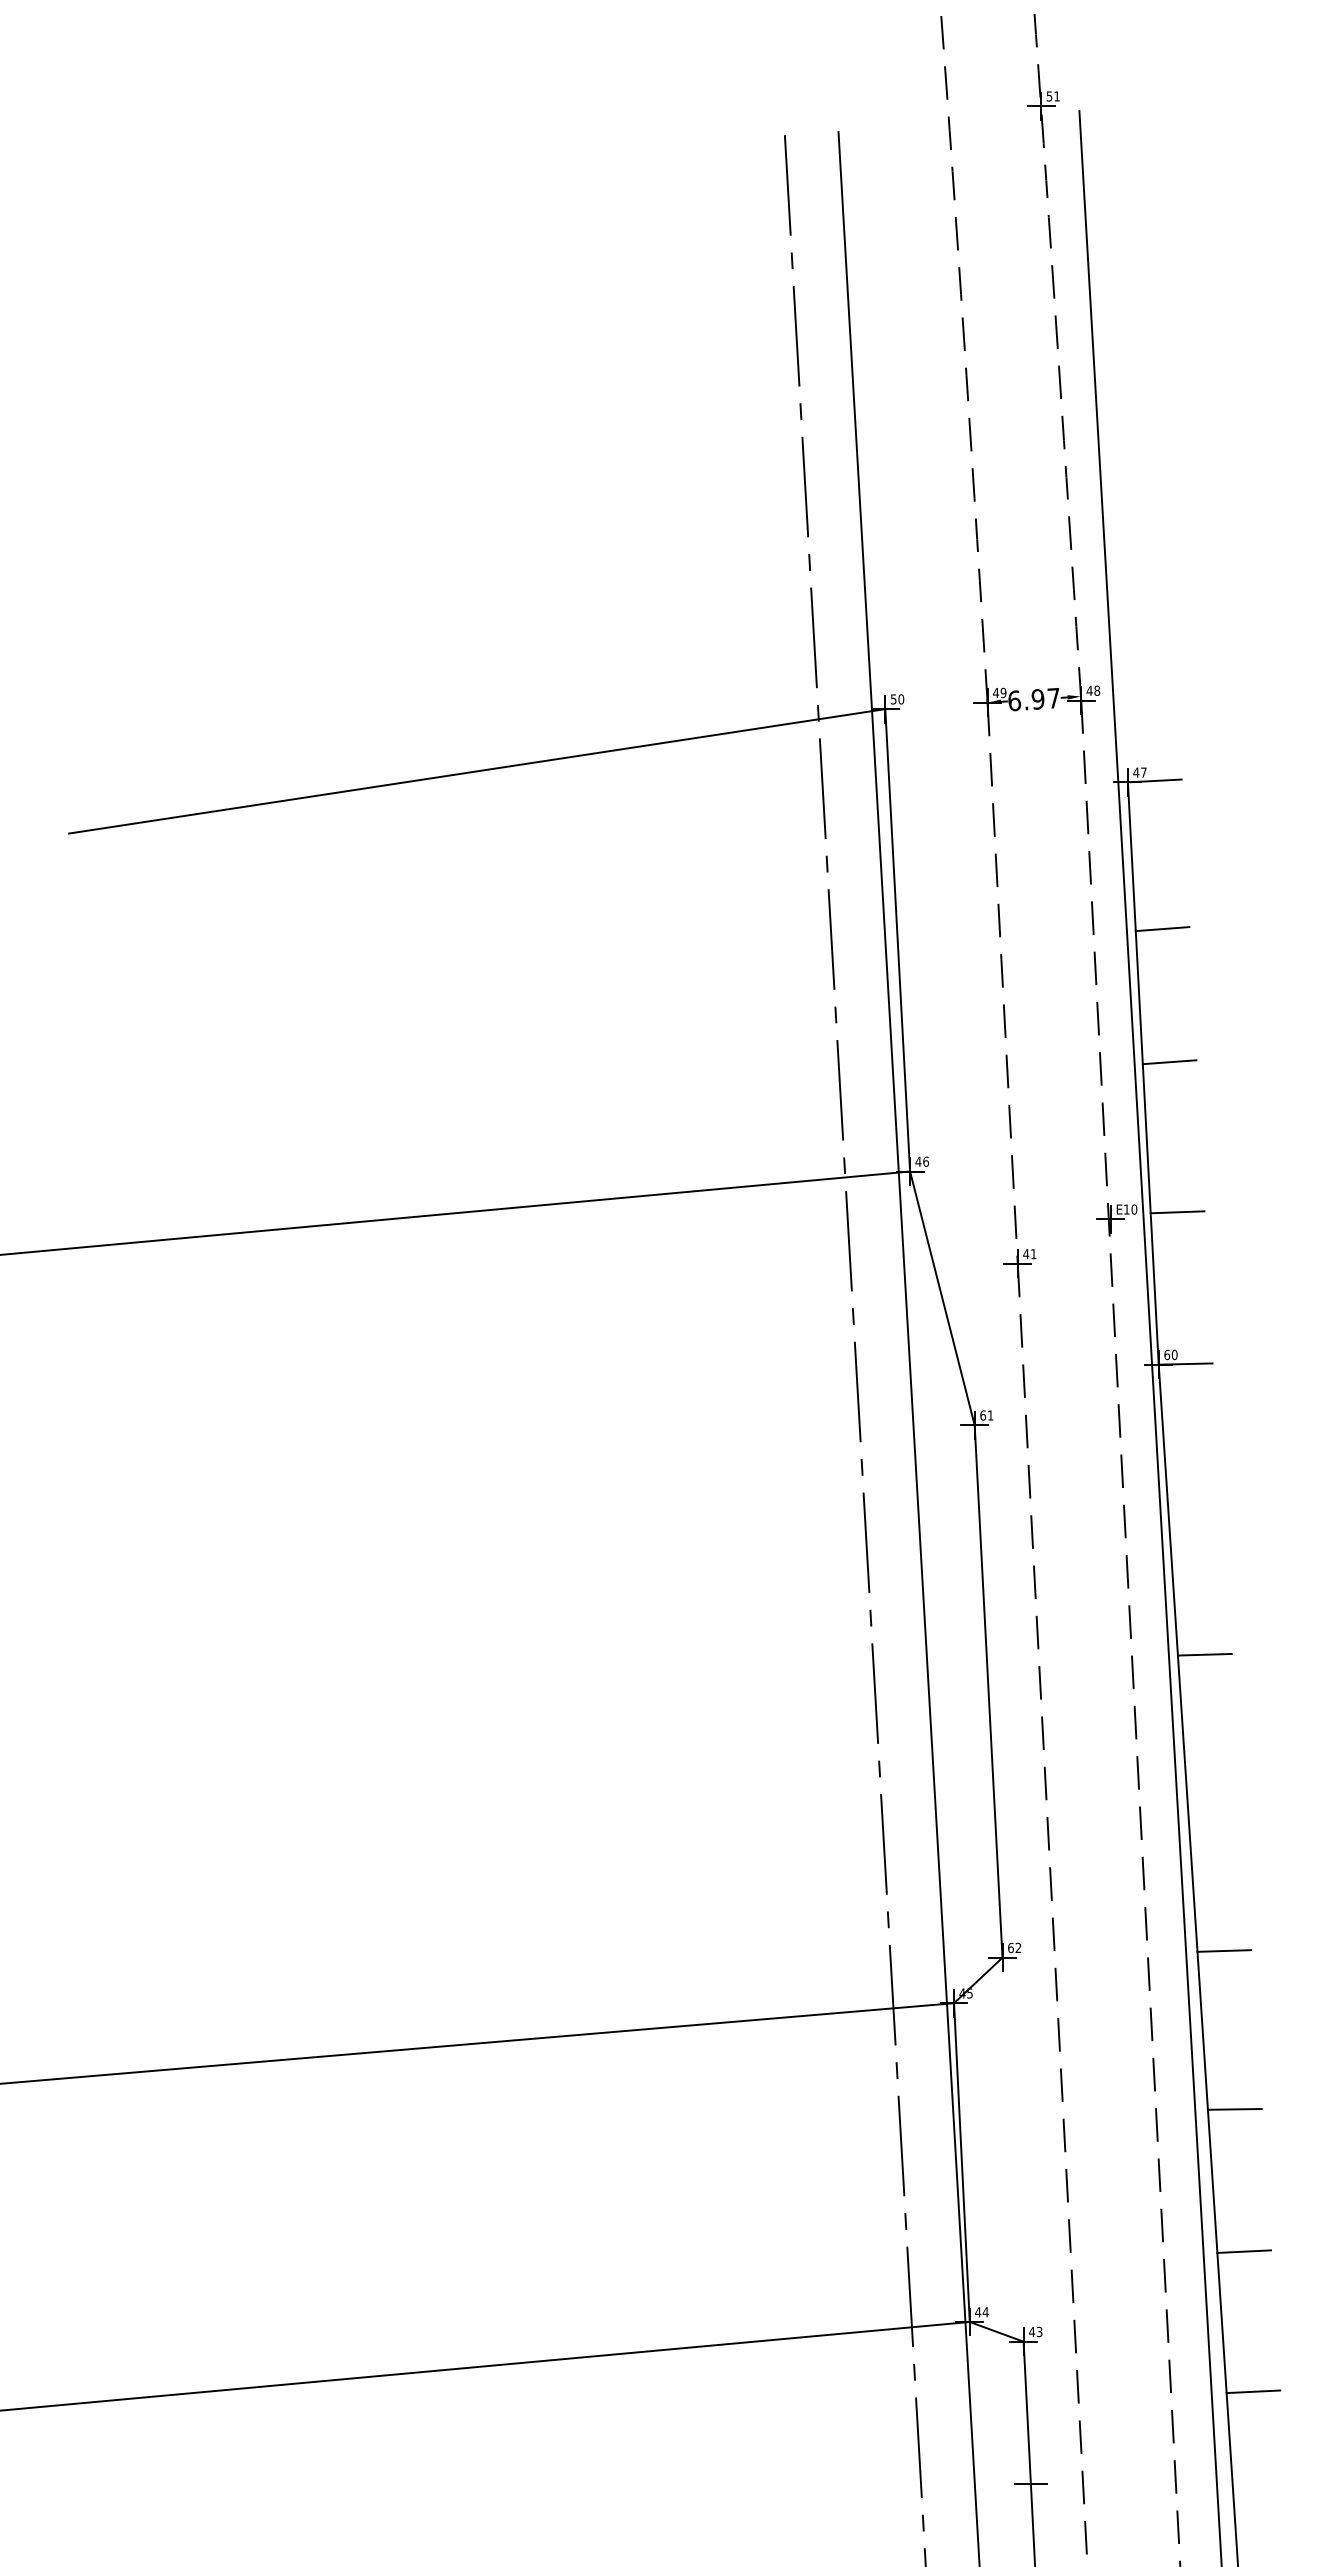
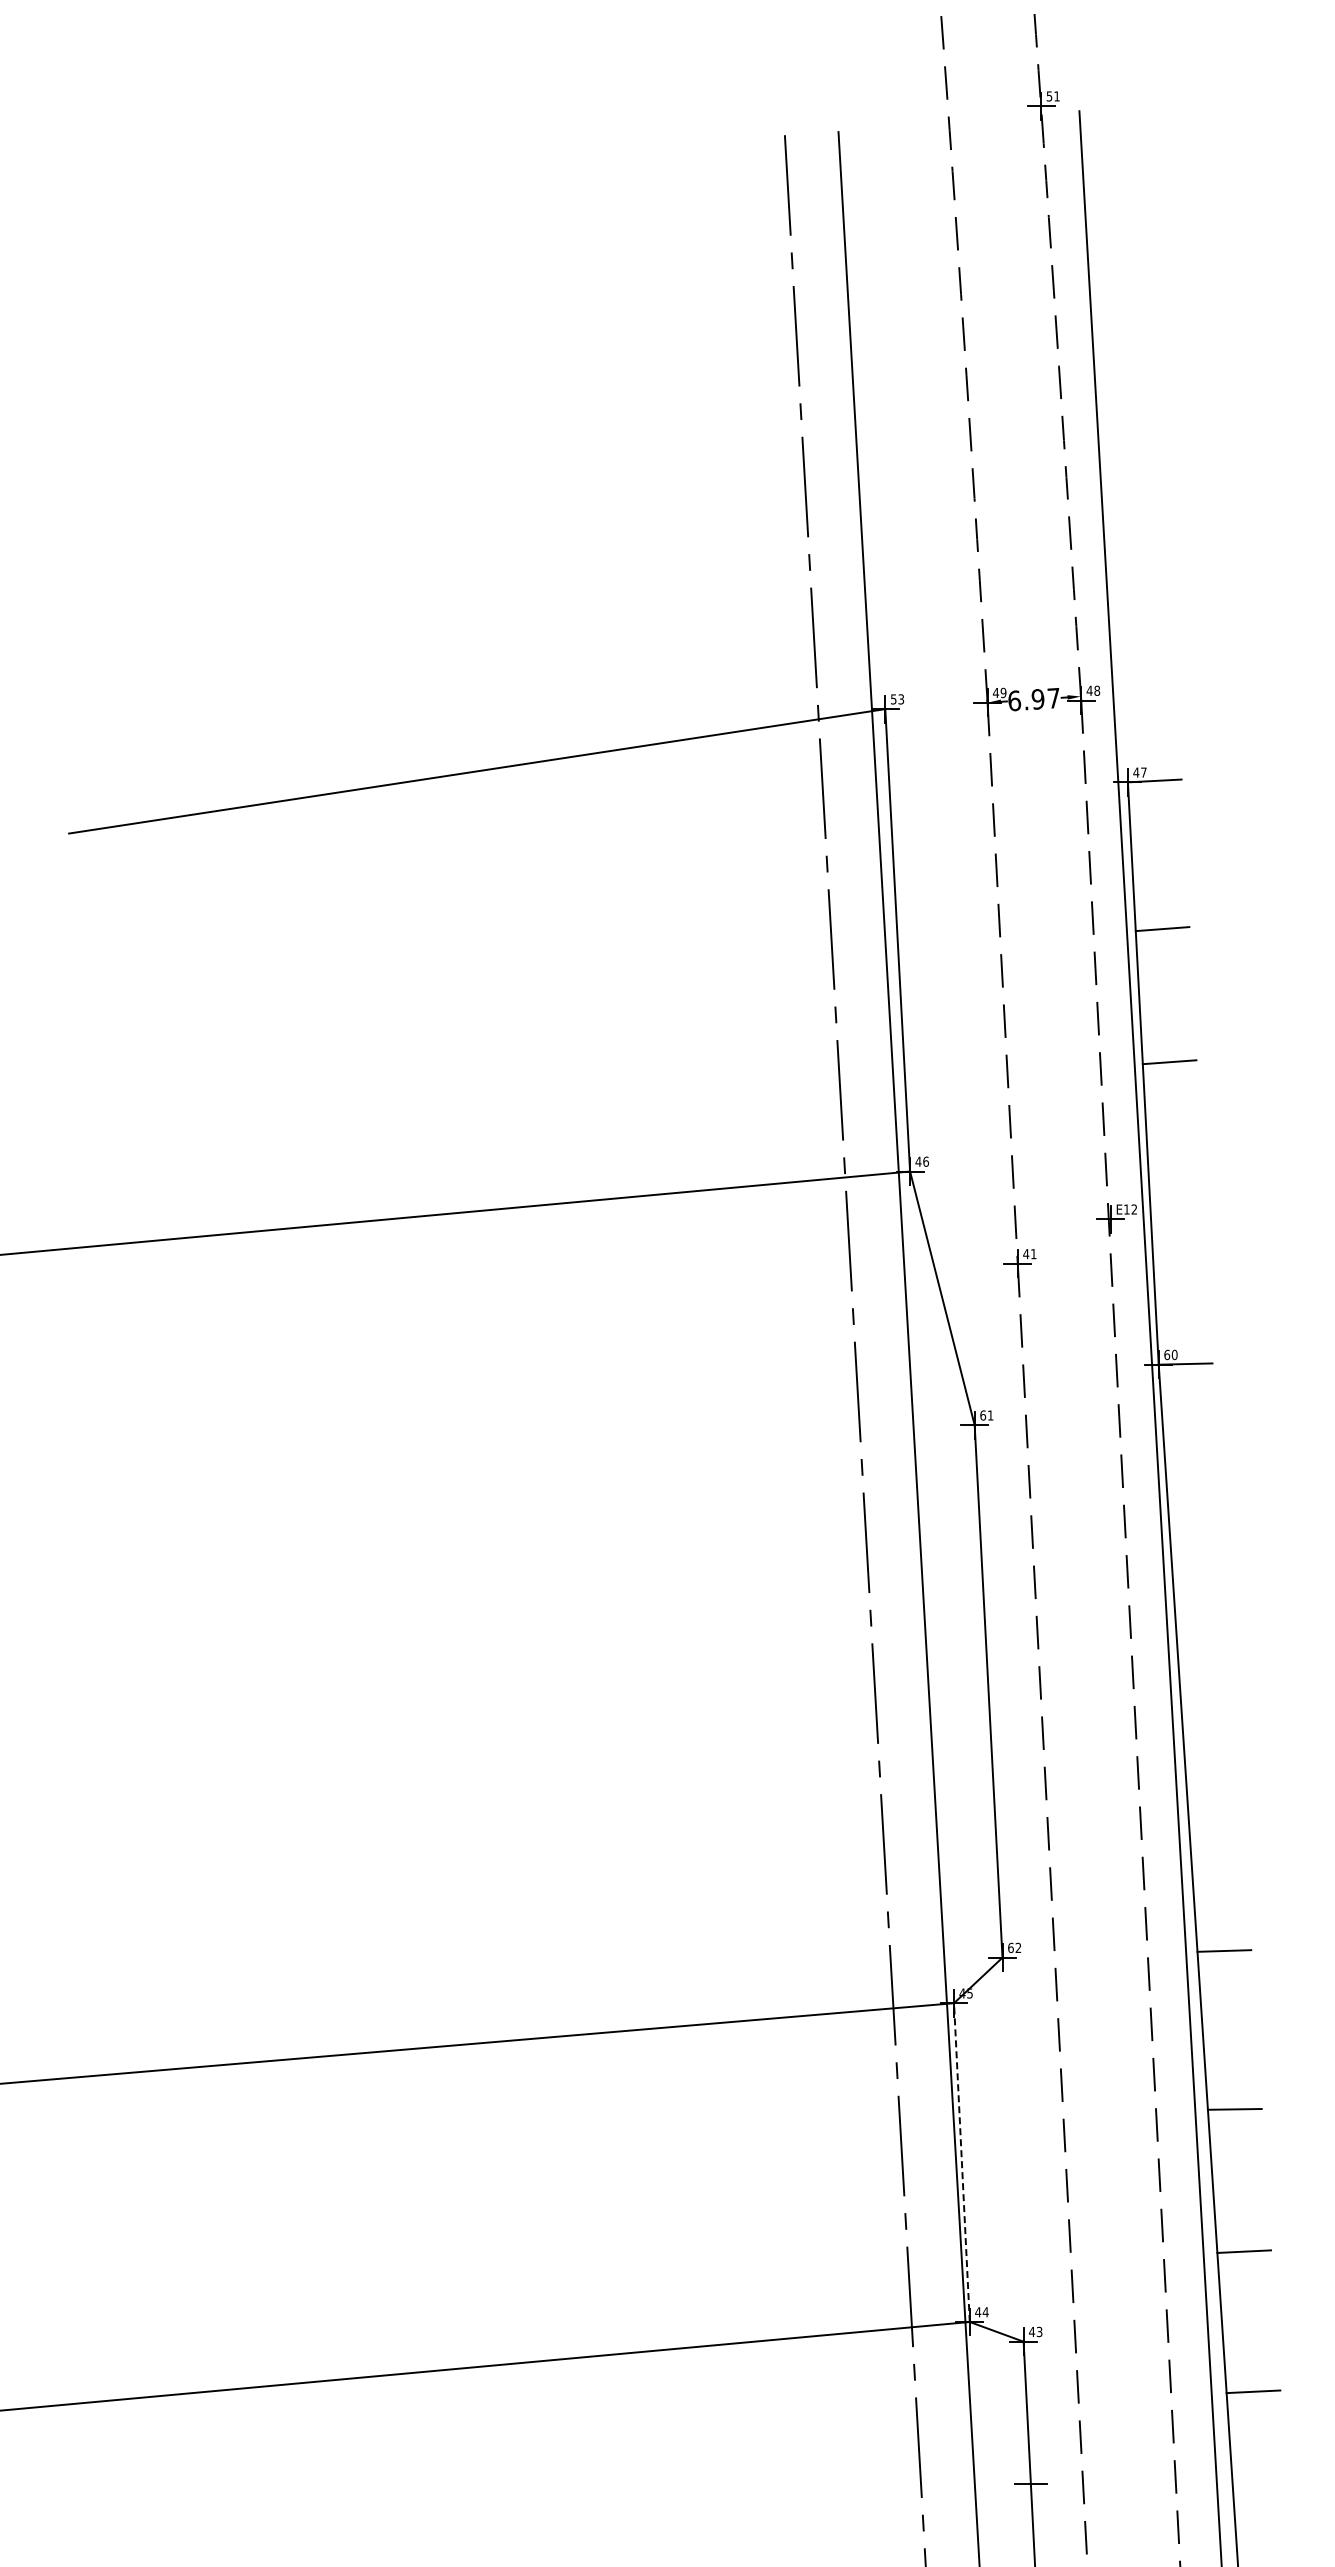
text: 50 -> 53 (901, 699)
text: E10 -> E12 (1134, 1209)
line: present -> none (1177, 1212)
line: present -> none (1204, 1654)
line: solid -> dashed (961, 2162)
